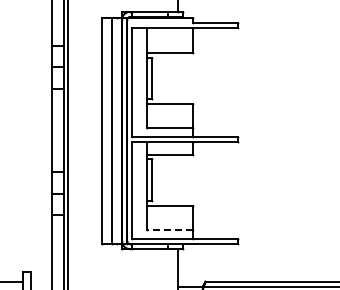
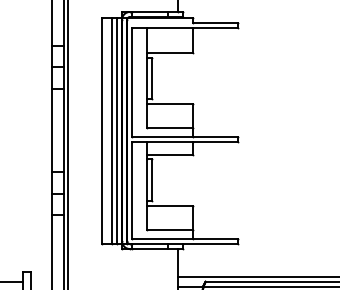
line: none -> present (117, 130)
line: dashed -> solid (170, 230)
line: none -> present (256, 276)
